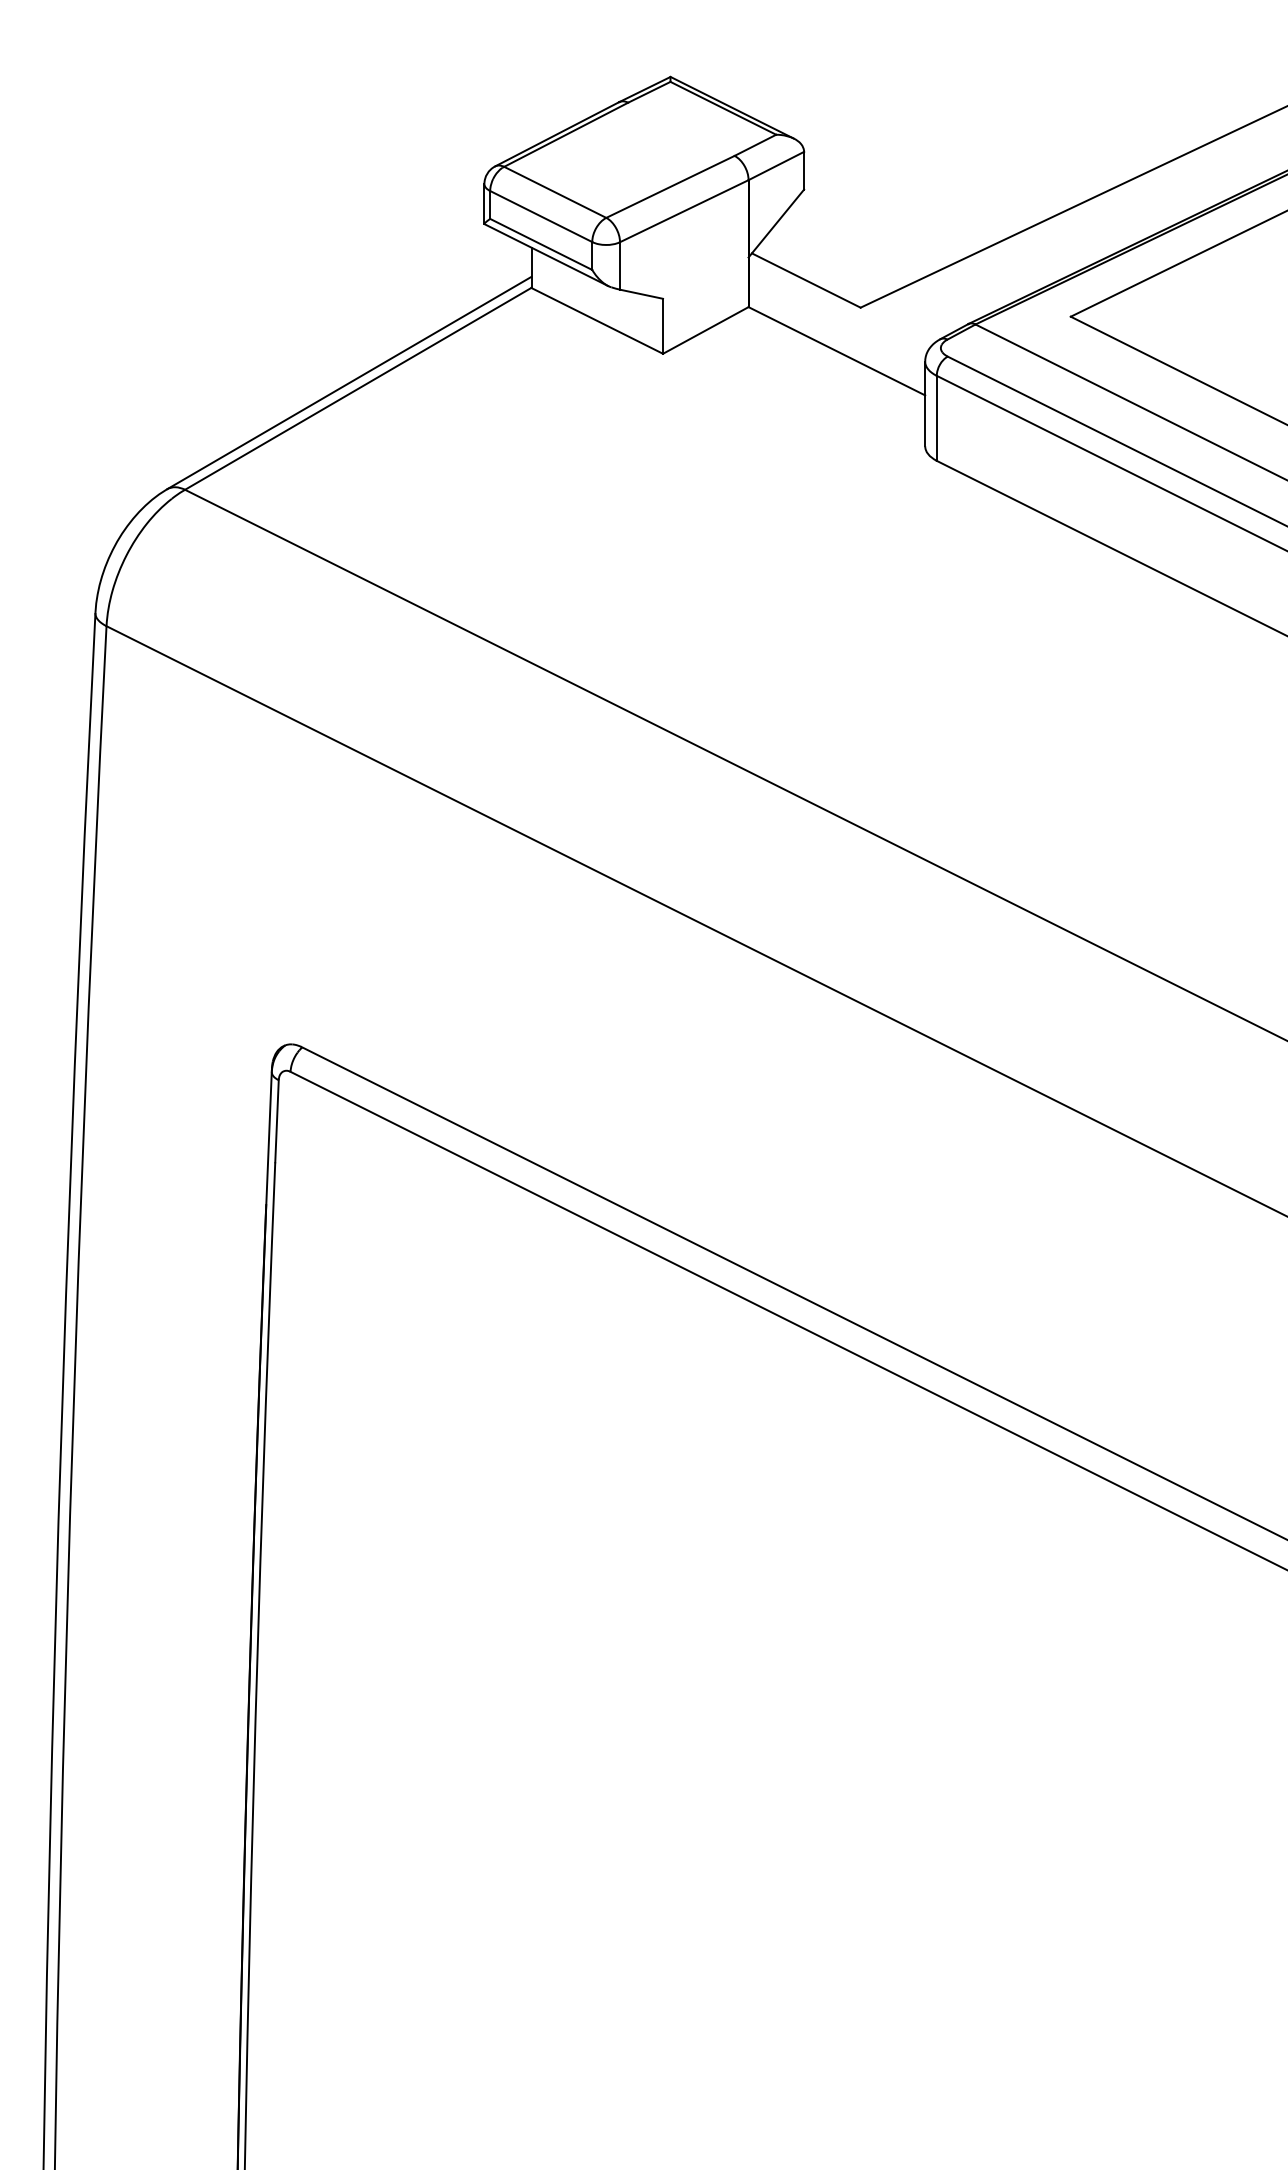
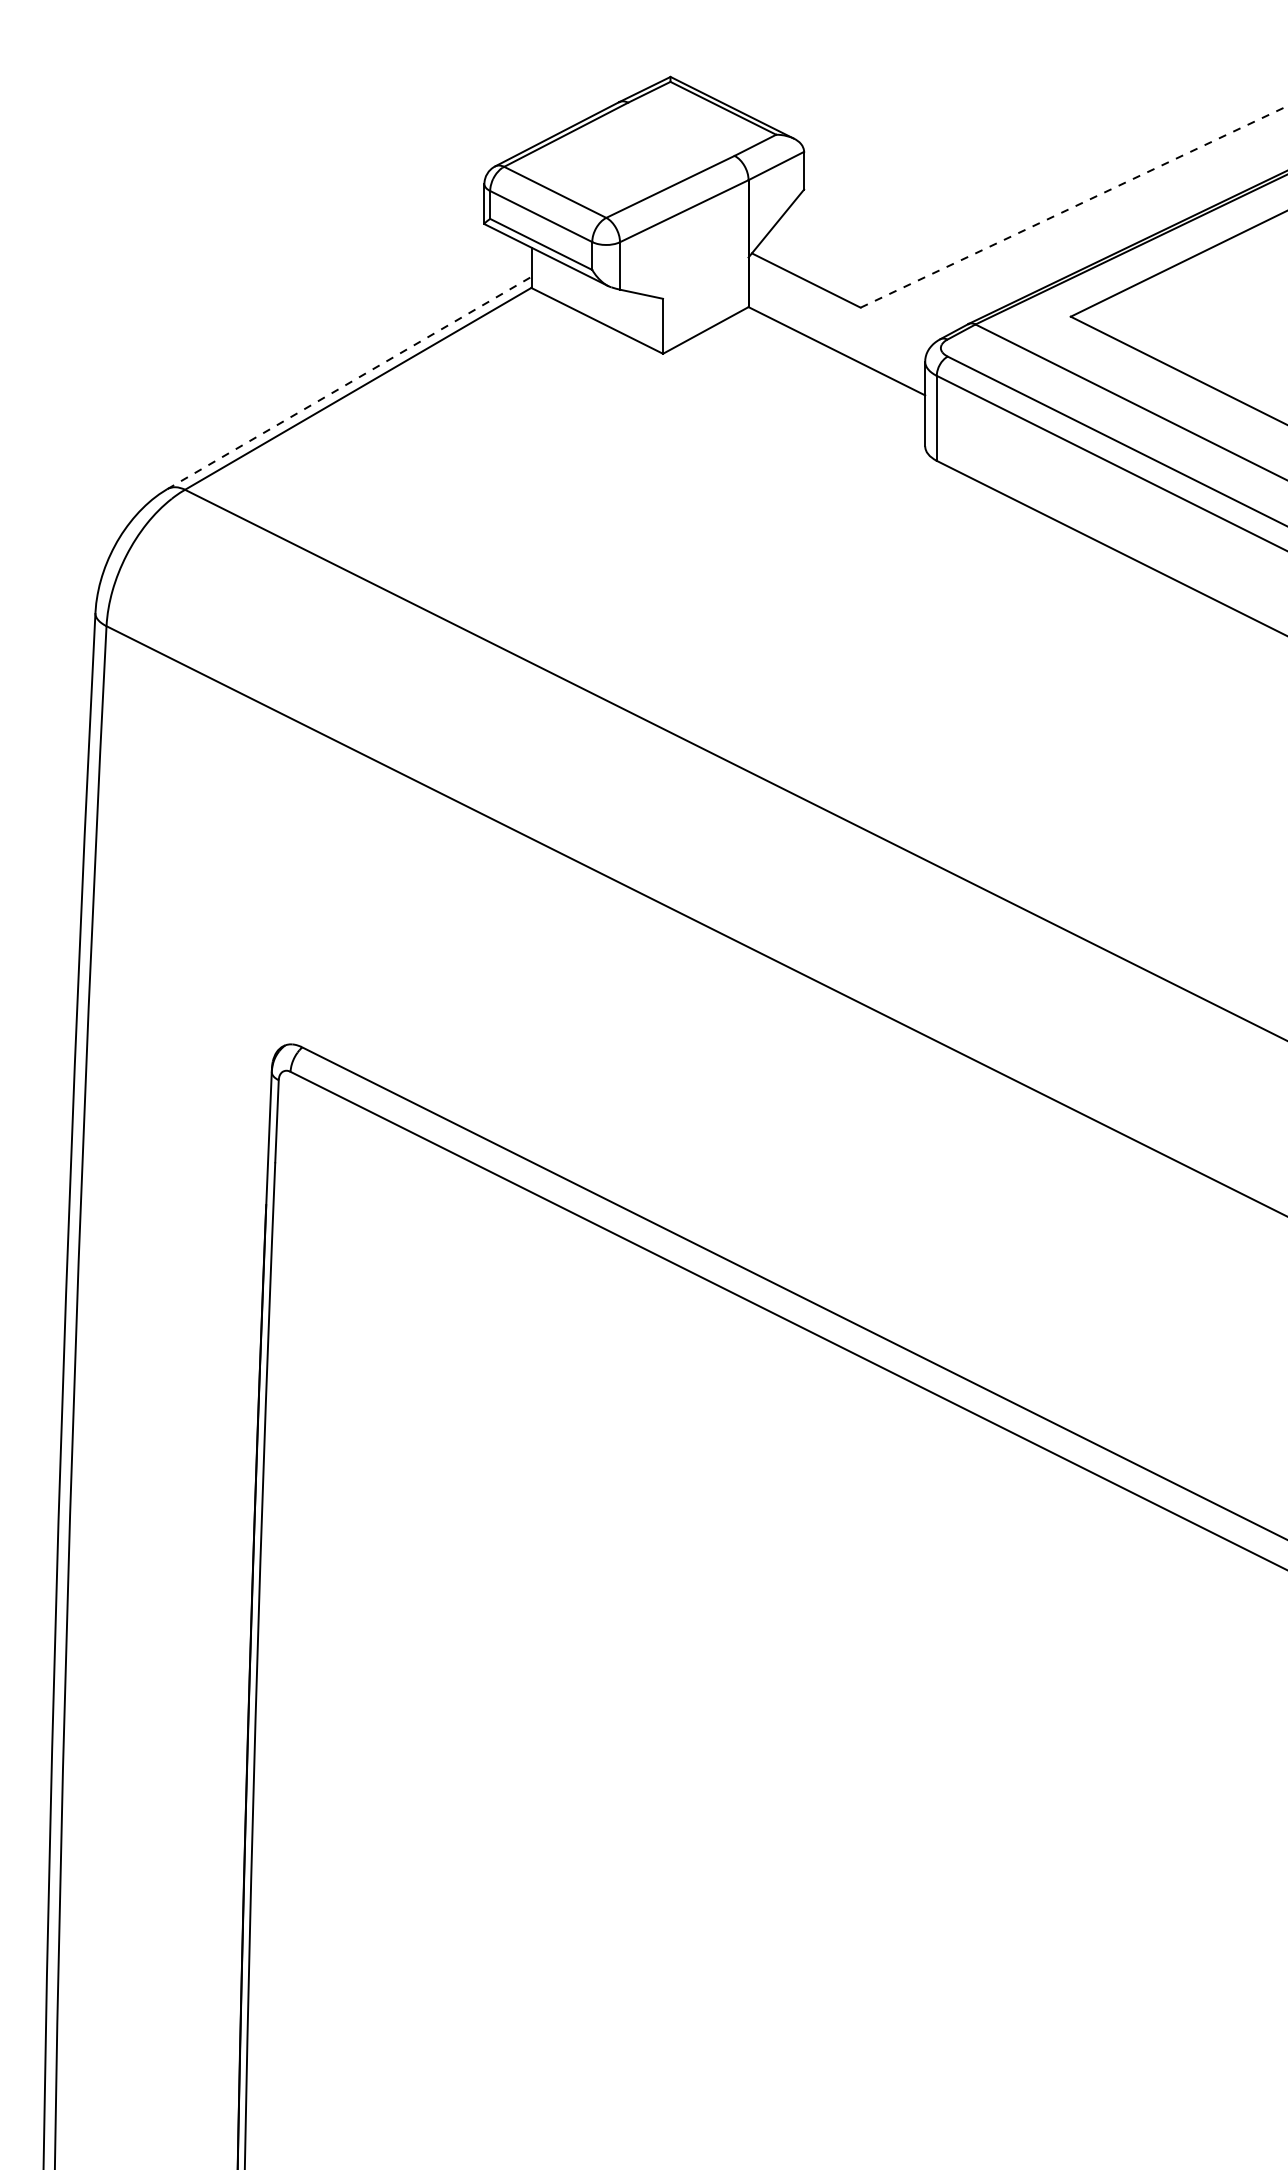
line: solid -> dashed (1074, 206)
line: solid -> dashed (349, 383)
